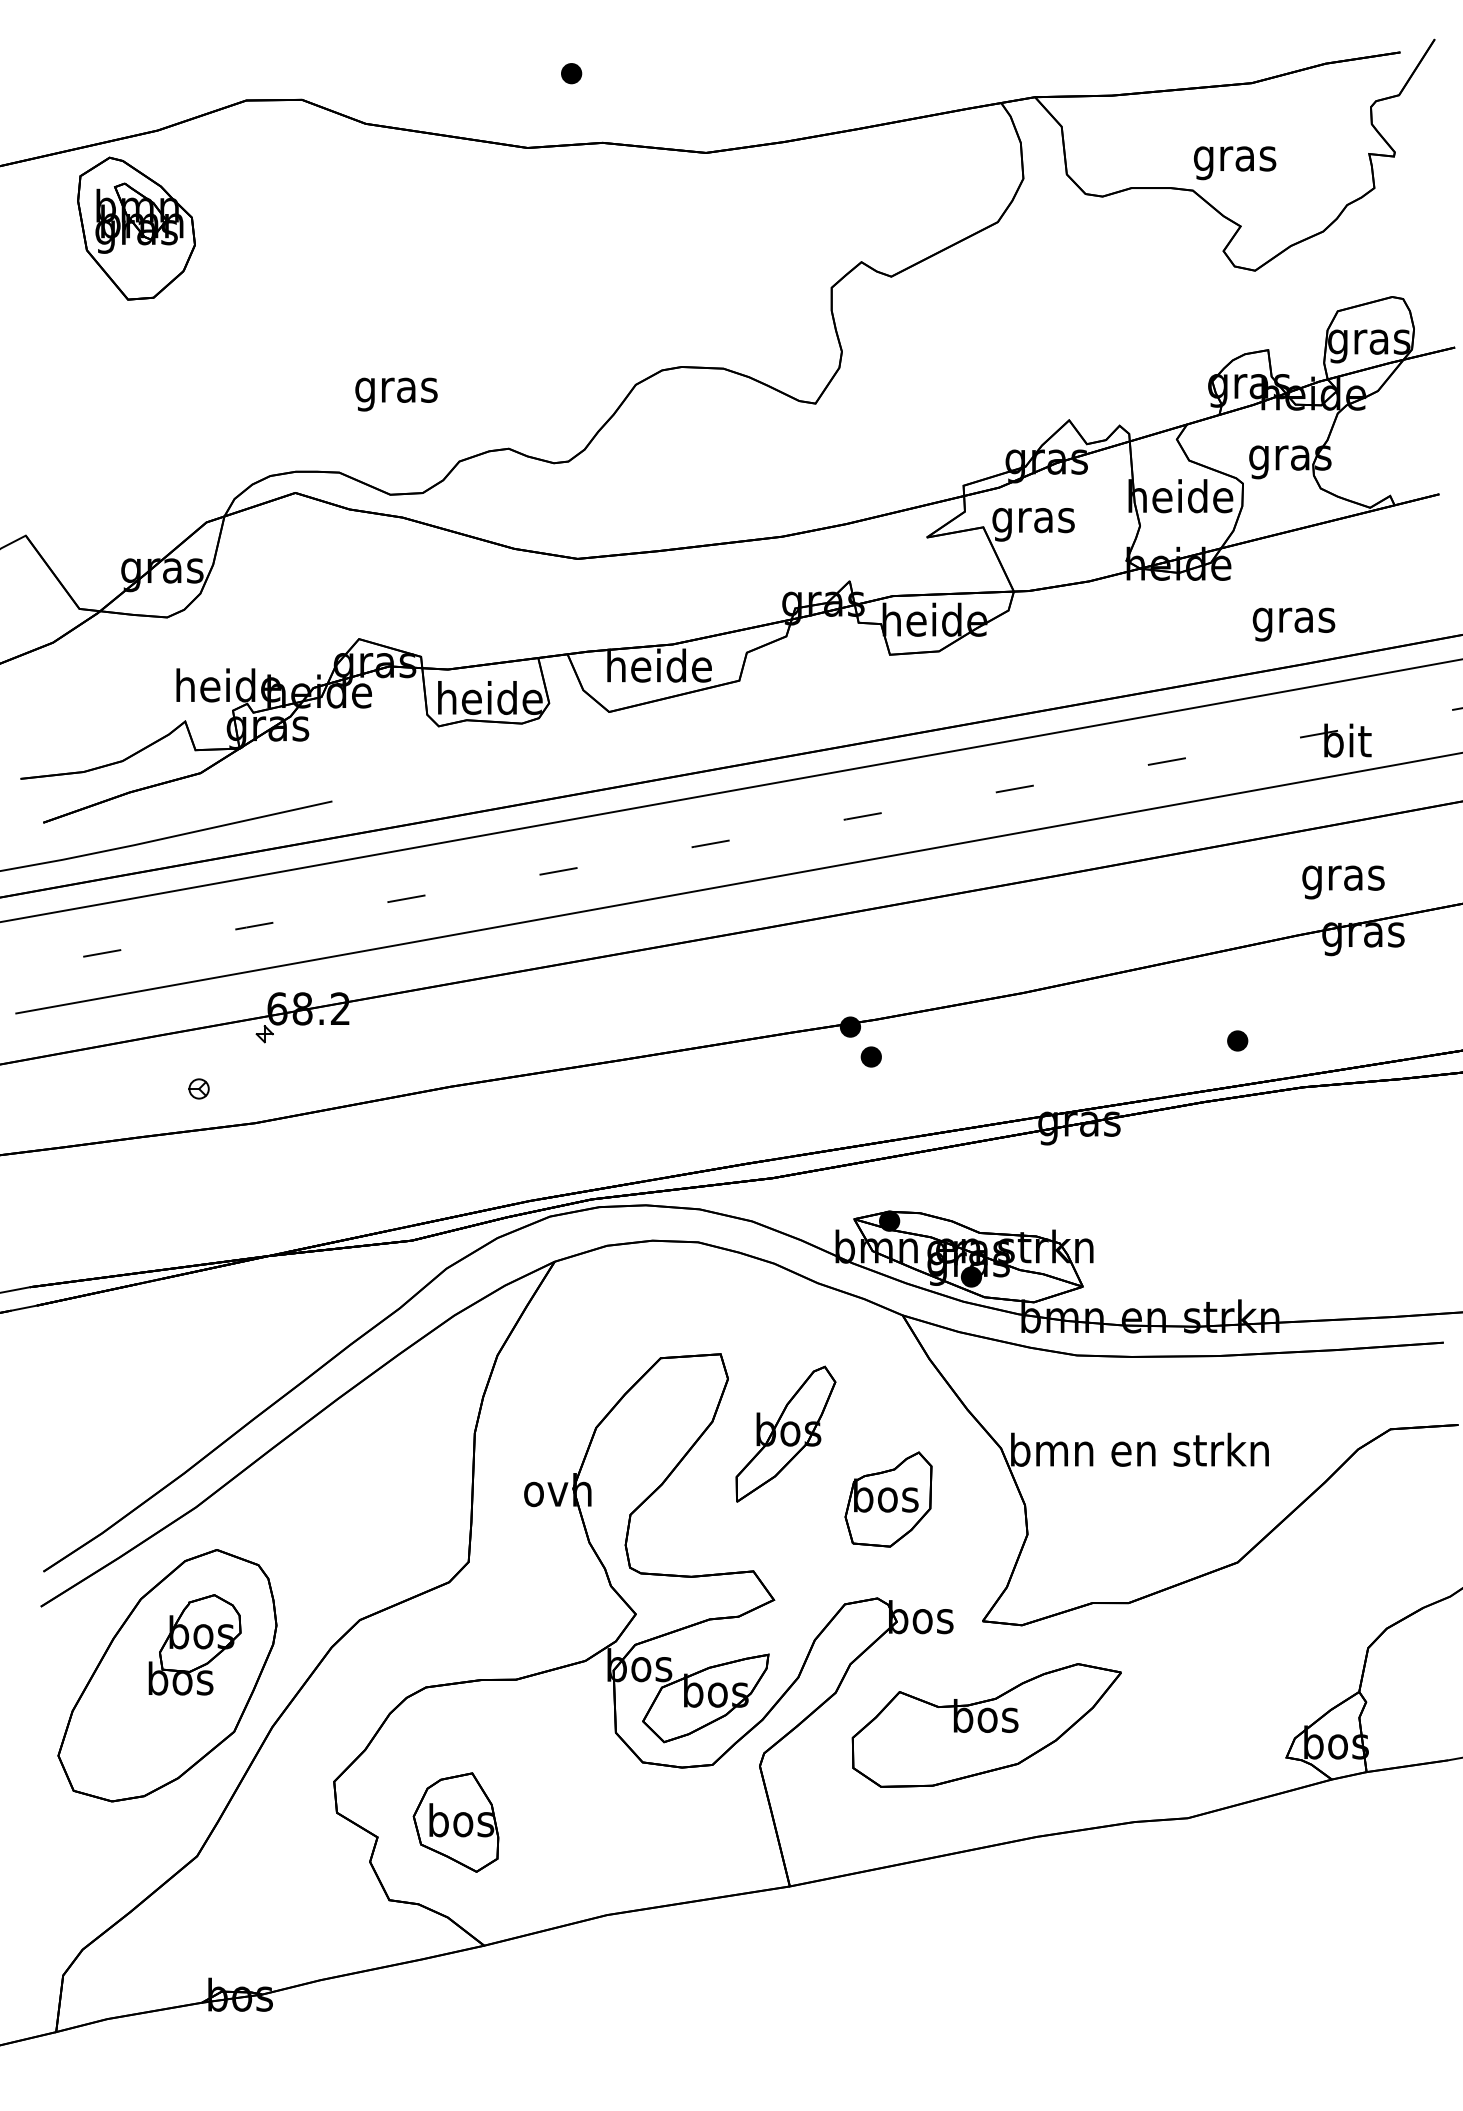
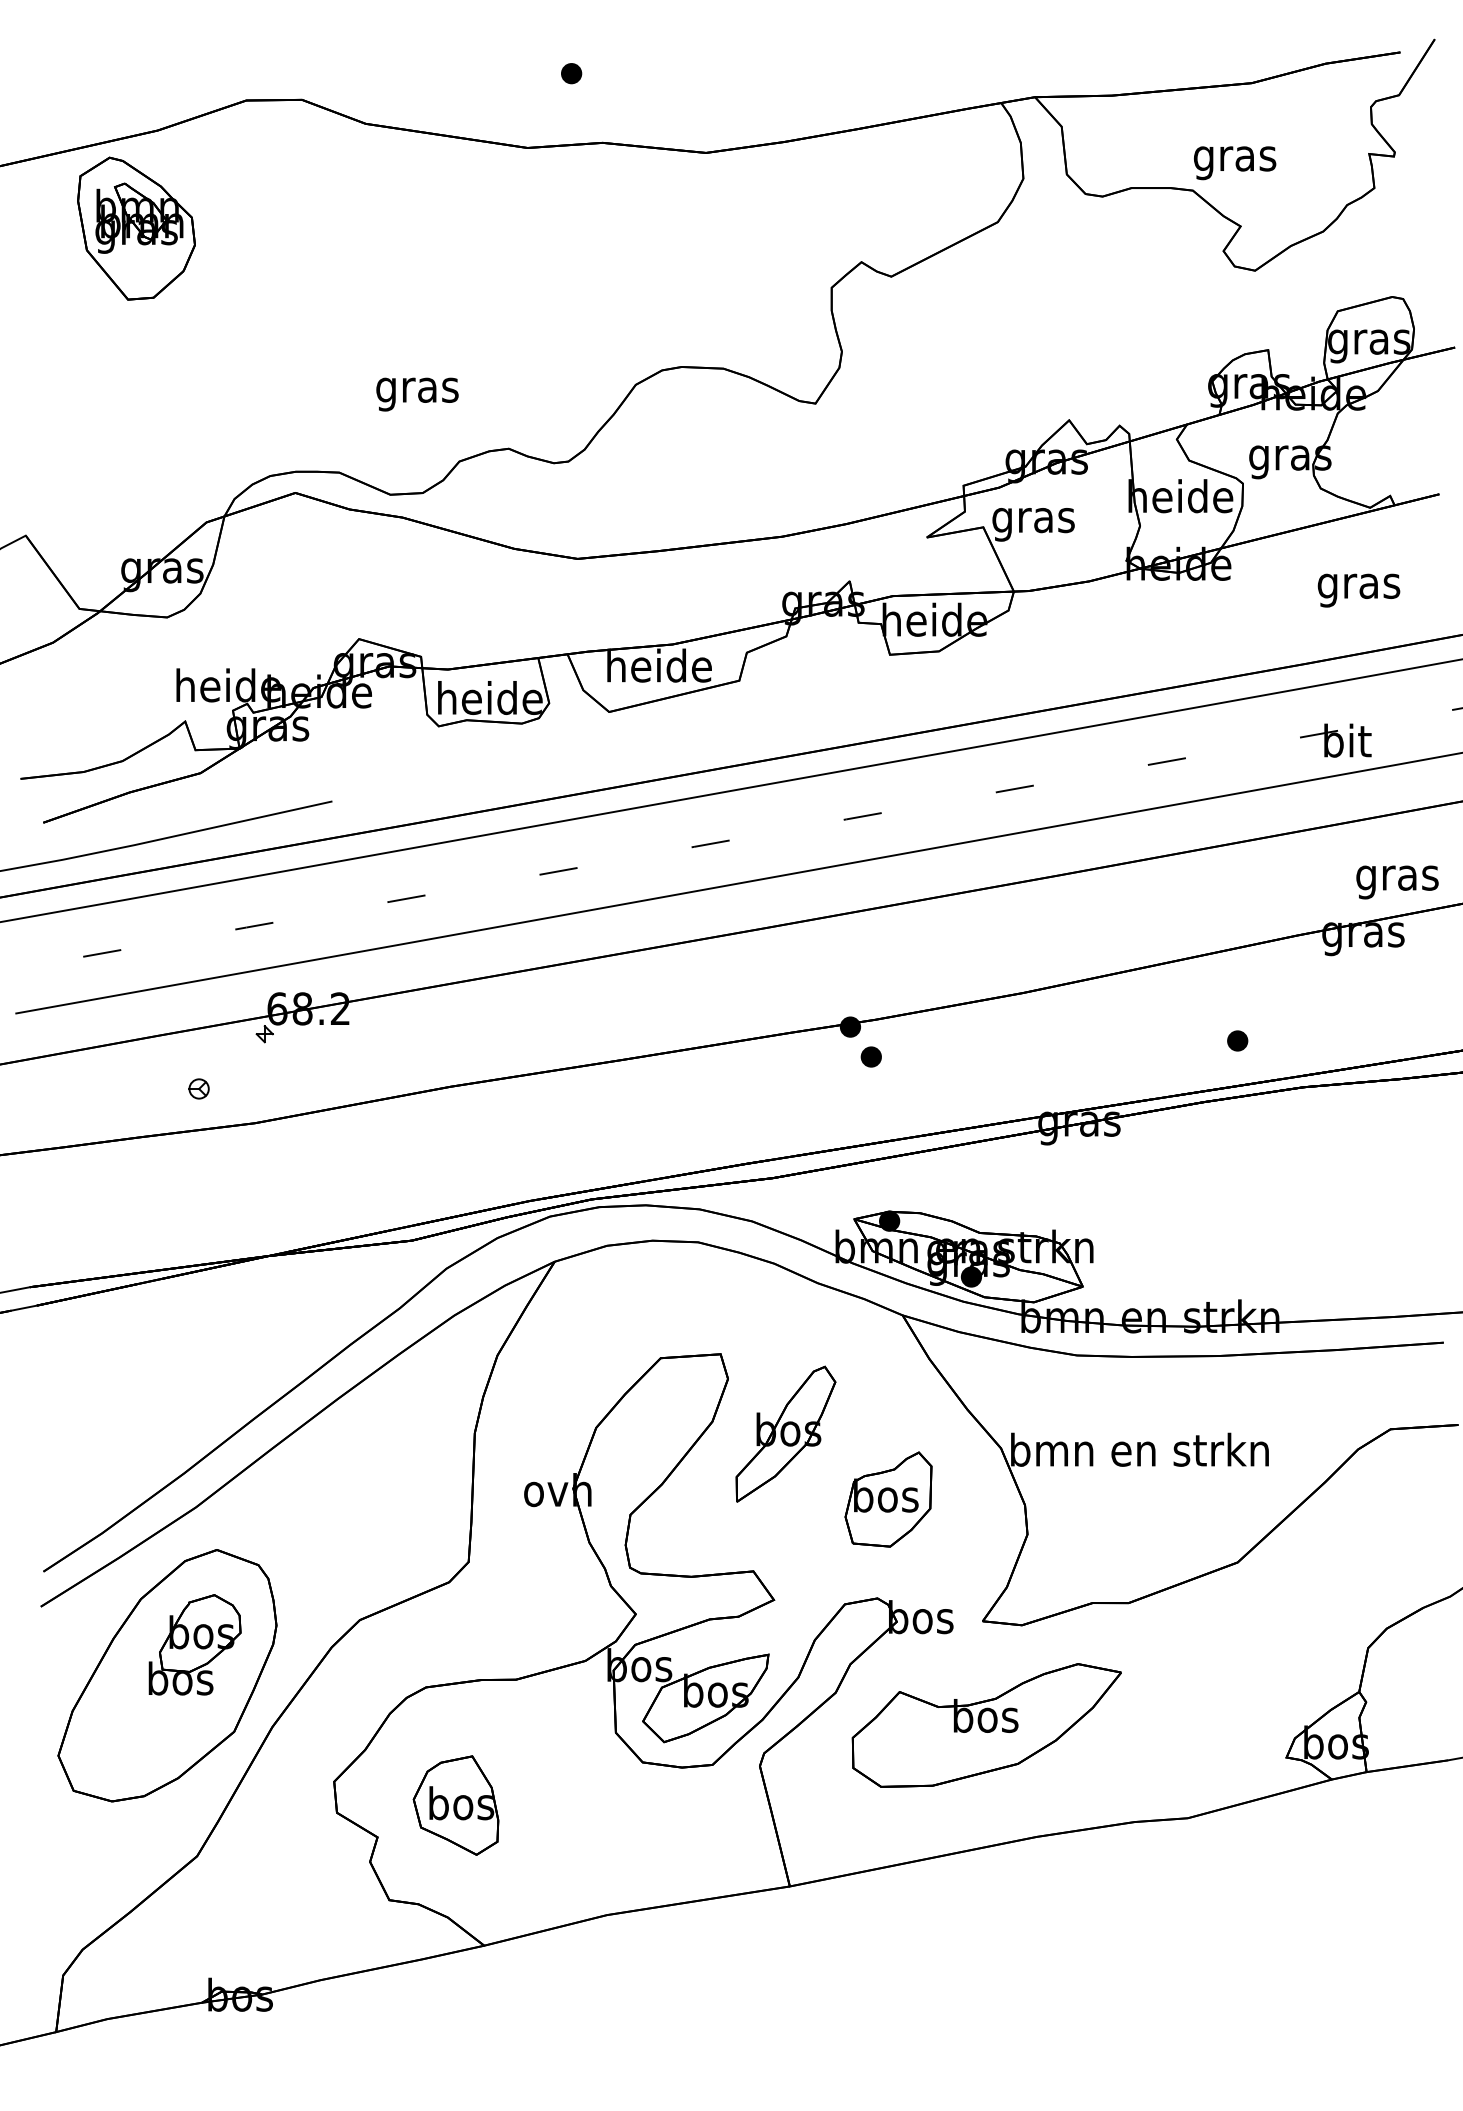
text position: (396, 394) -> (417, 394) (417, 394)
text position: (1293, 624) -> (1358, 590) (1358, 590)
text position: (1343, 882) -> (1397, 882) (1397, 882)
part position: (455, 1822) -> (455, 1805) (455, 1805)
